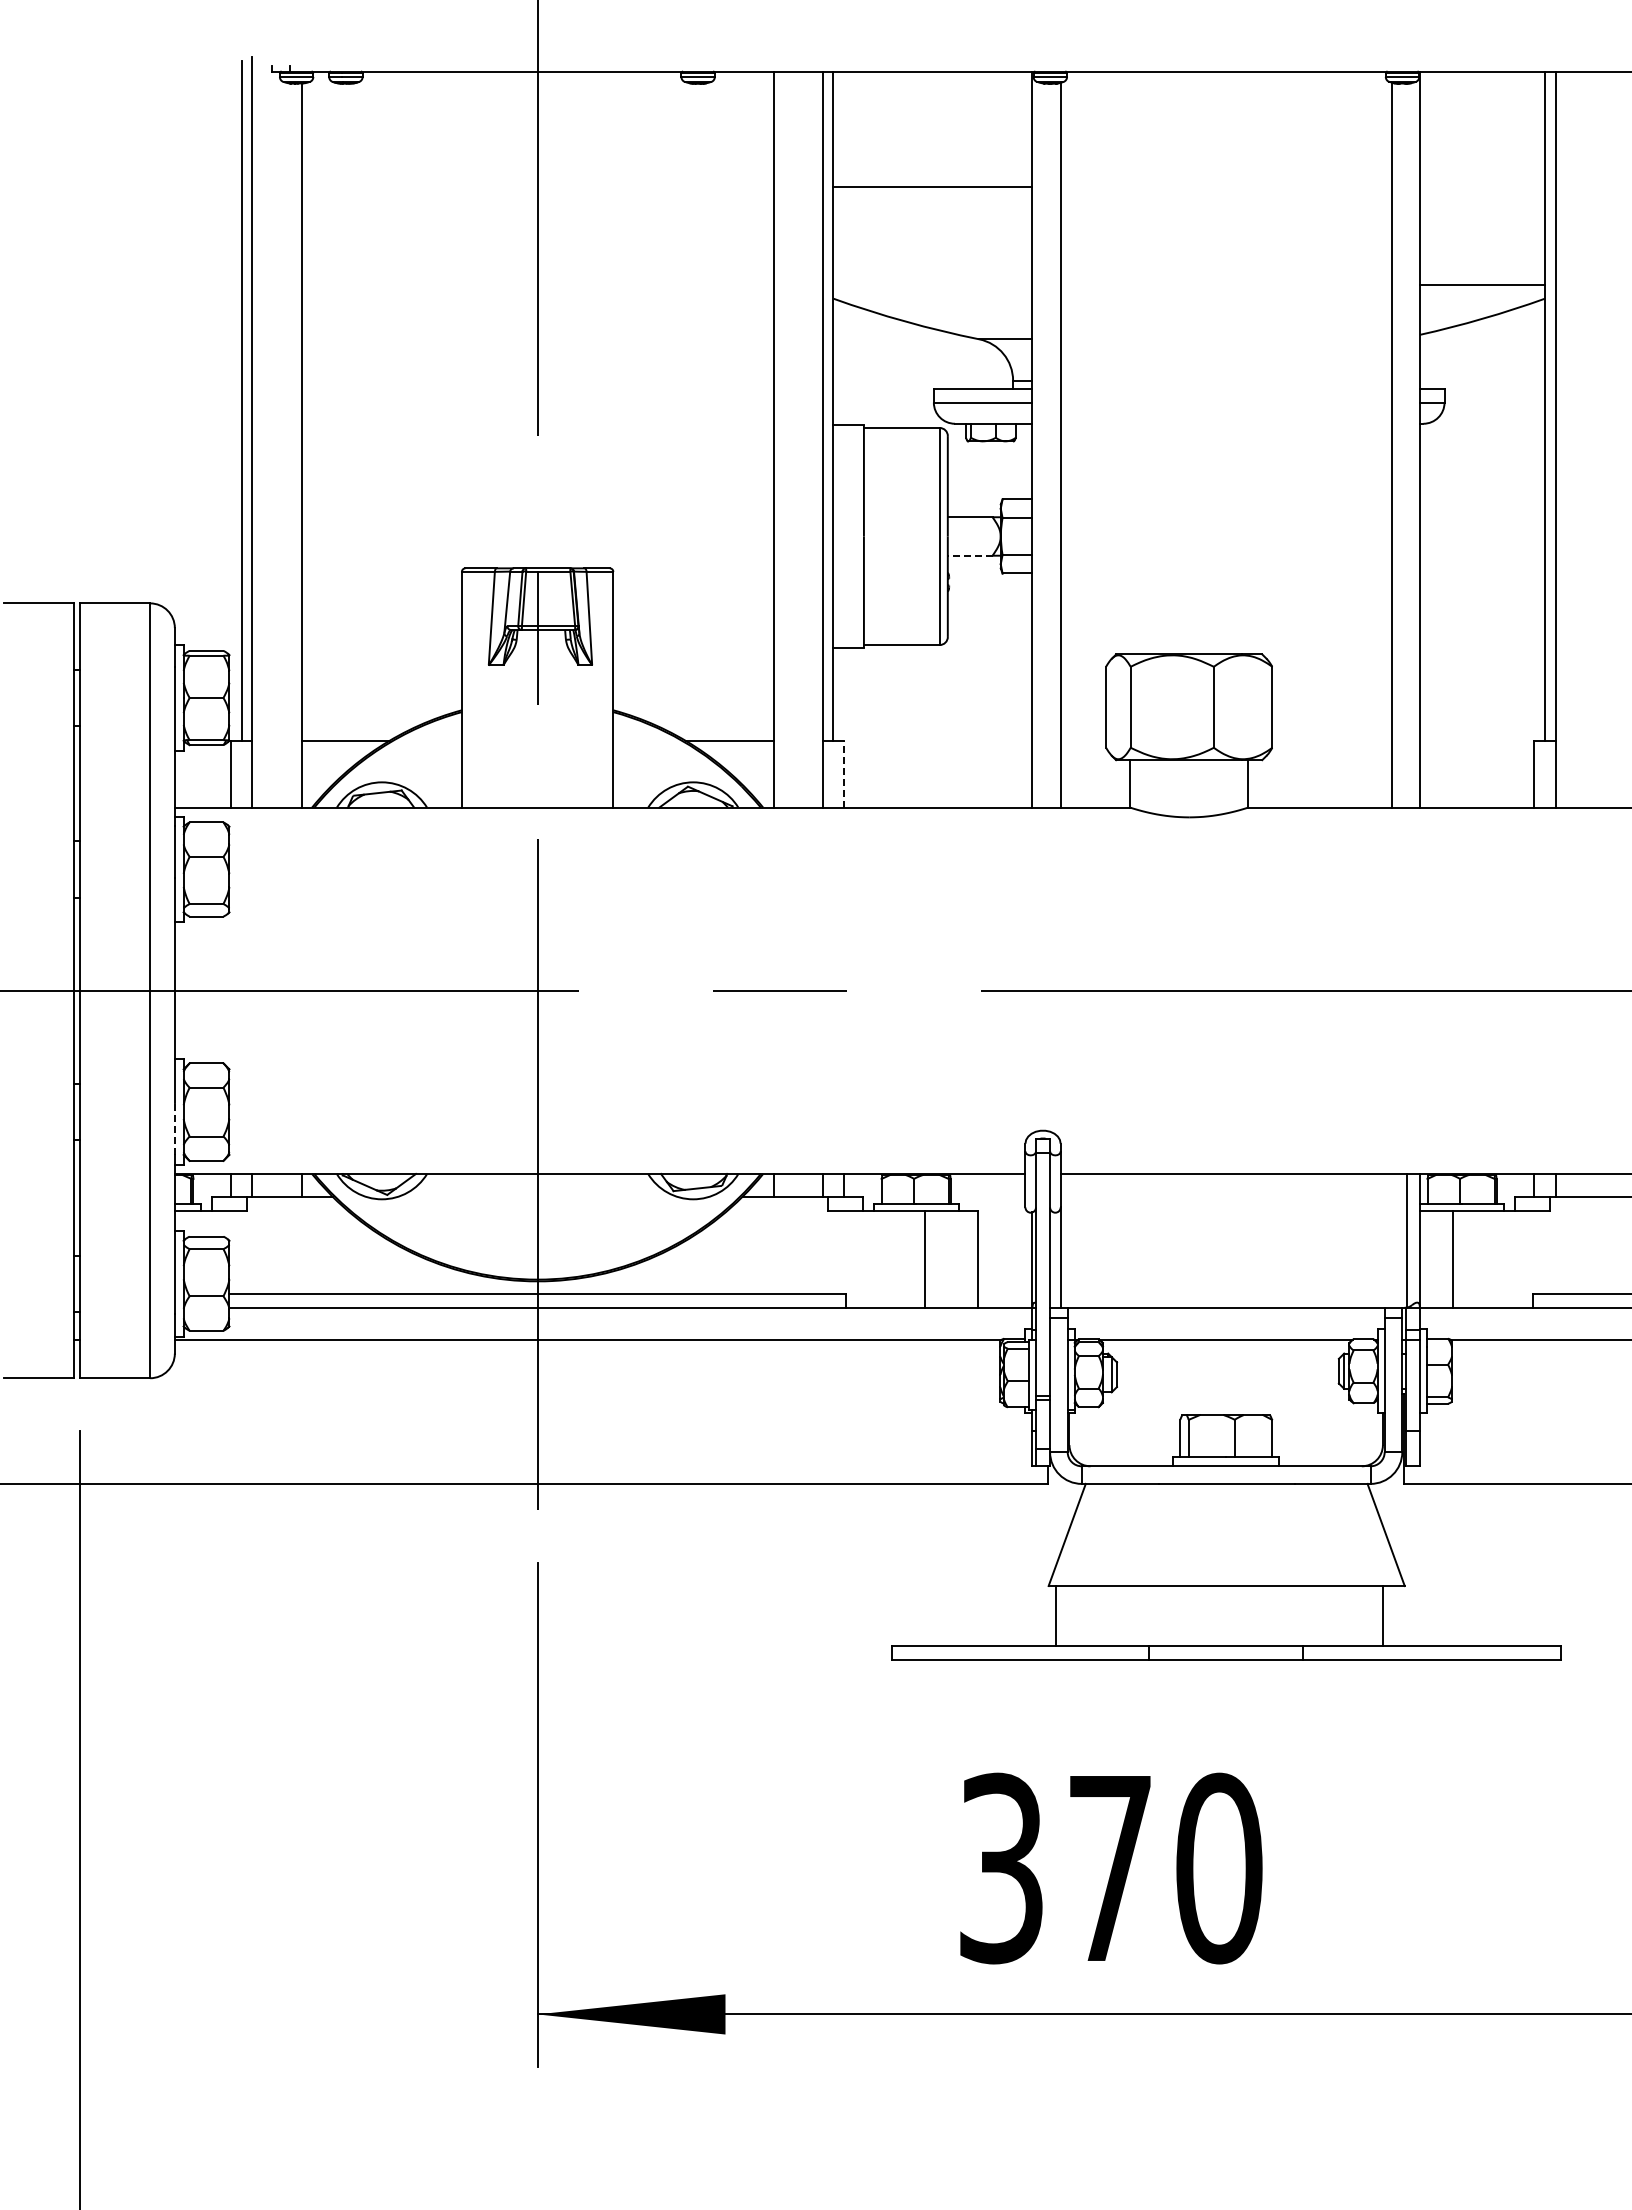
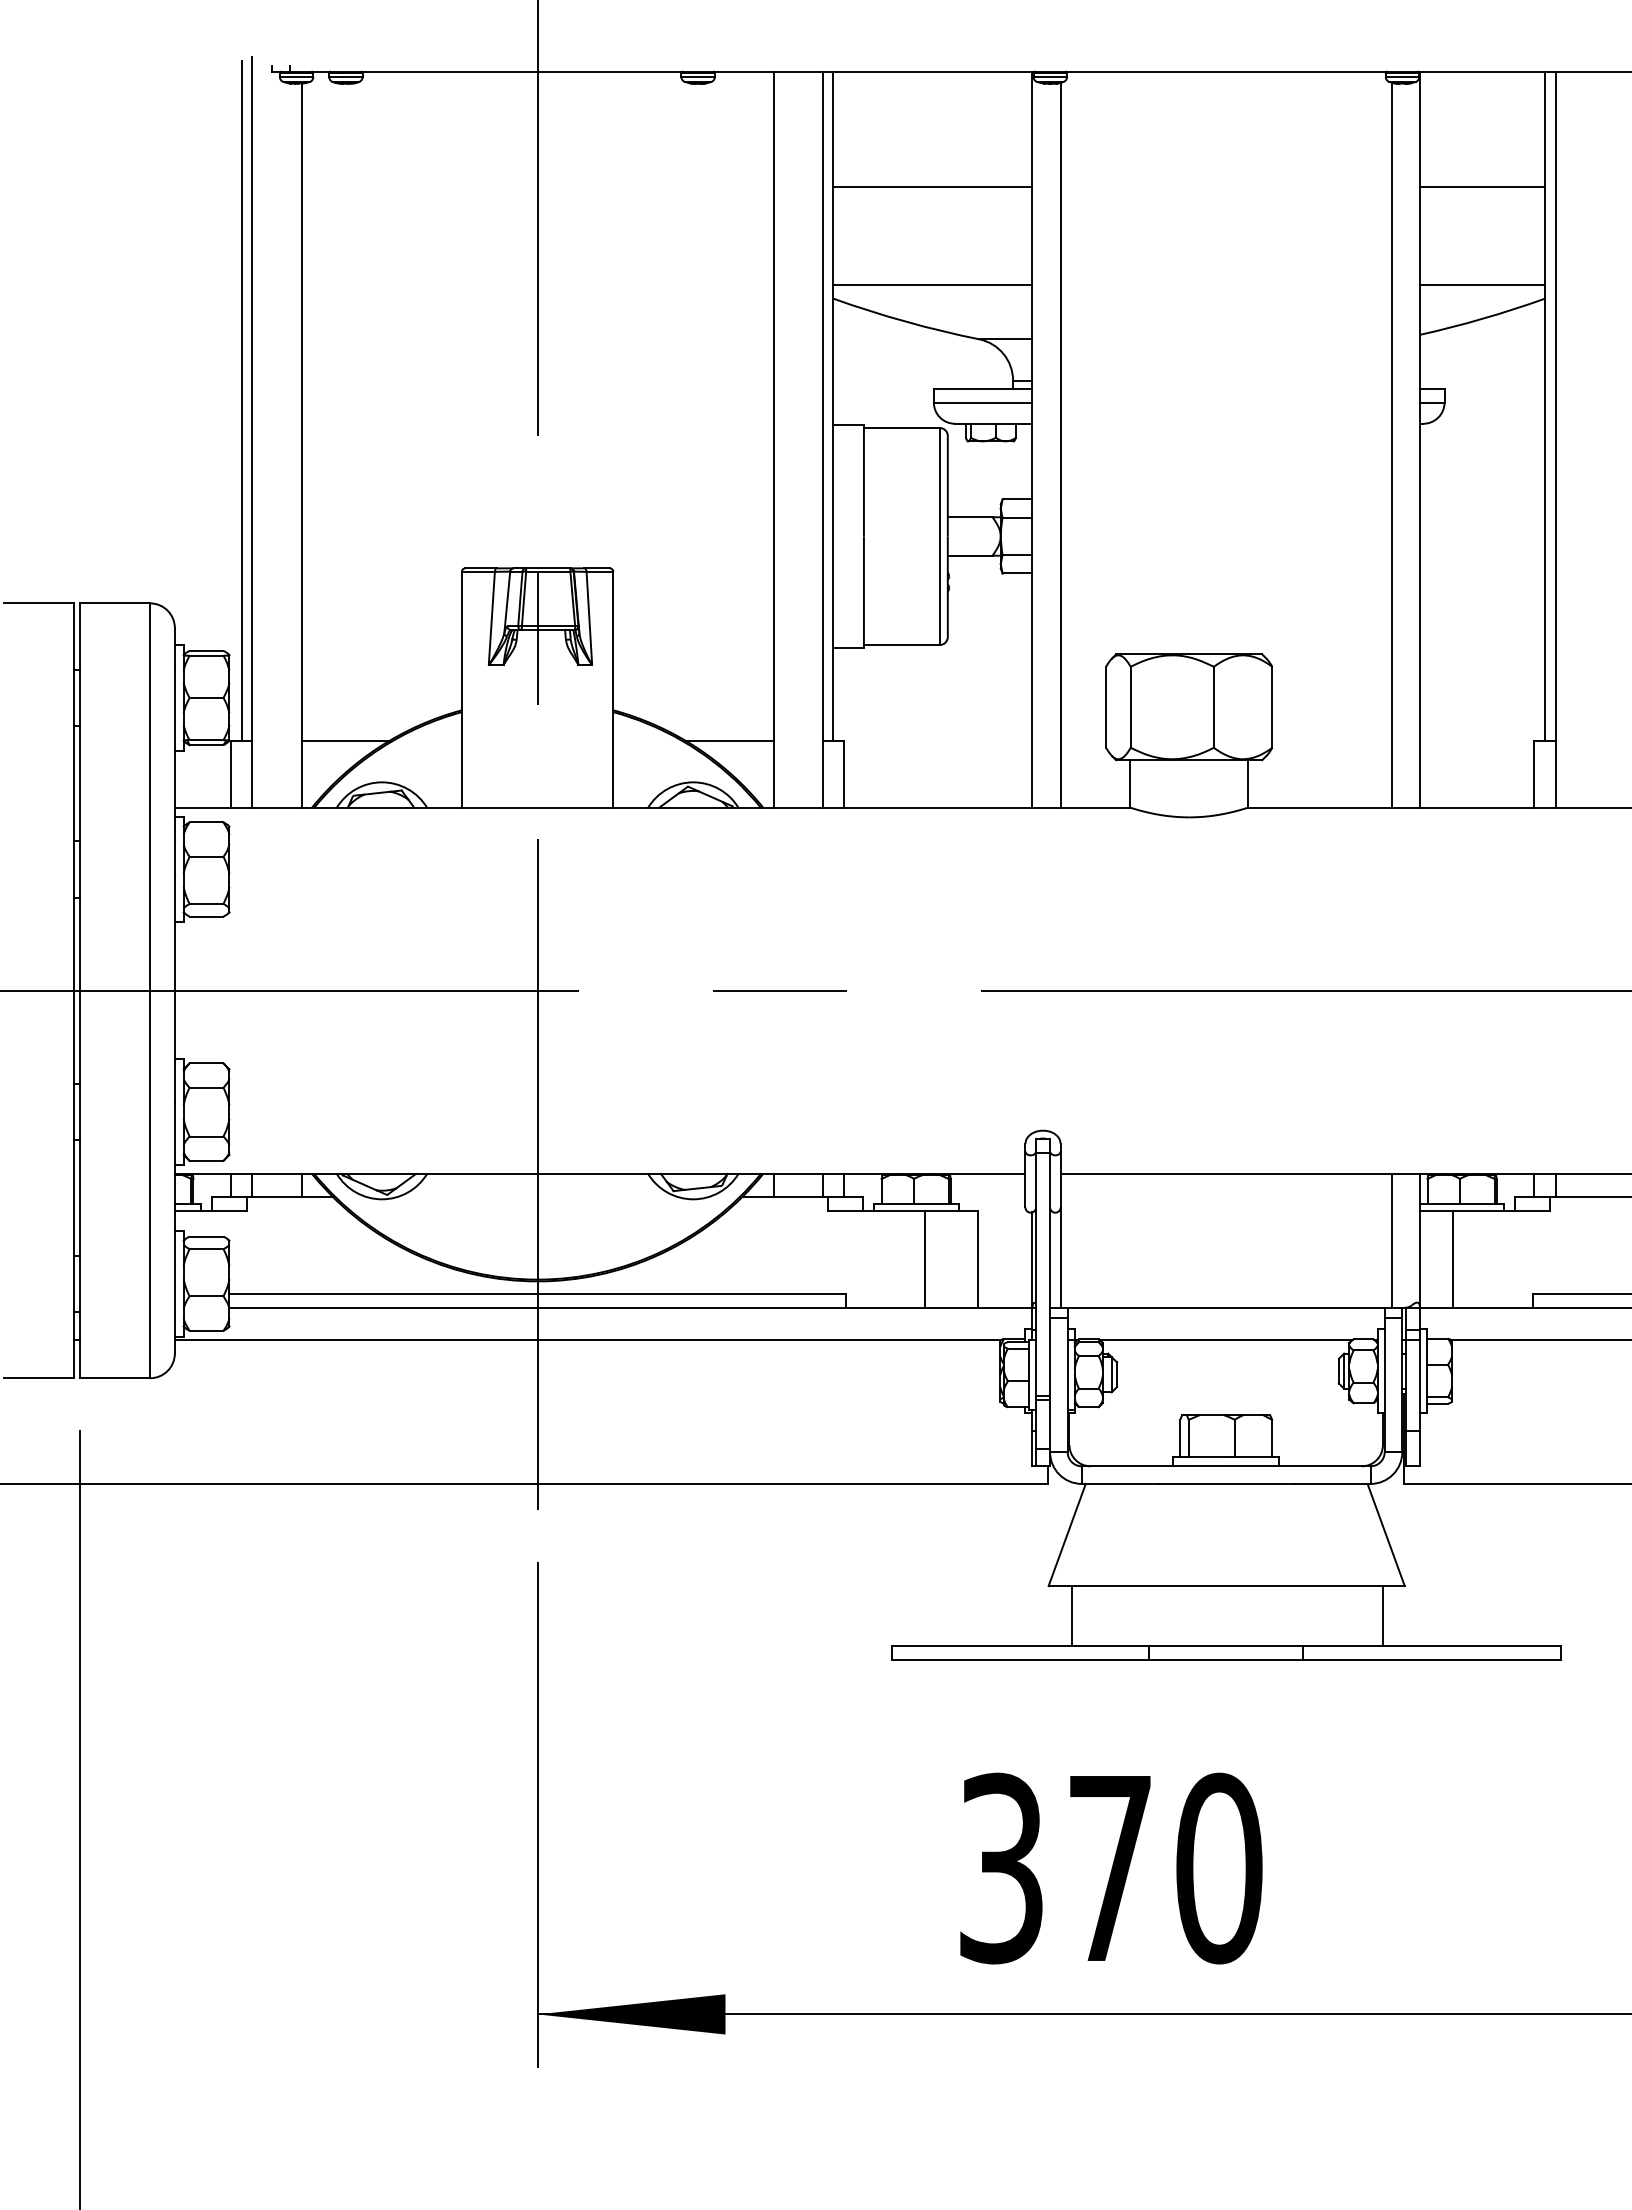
line: none -> present (1481, 187)
line: none -> present (932, 285)
line: dashed -> solid (969, 555)
line: dashed -> solid (844, 773)
line: dashed -> solid (174, 1128)
line position: (1406, 1240) -> (1391, 1240) (1391, 1240)
line position: (1055, 1615) -> (1071, 1615) (1071, 1615)
